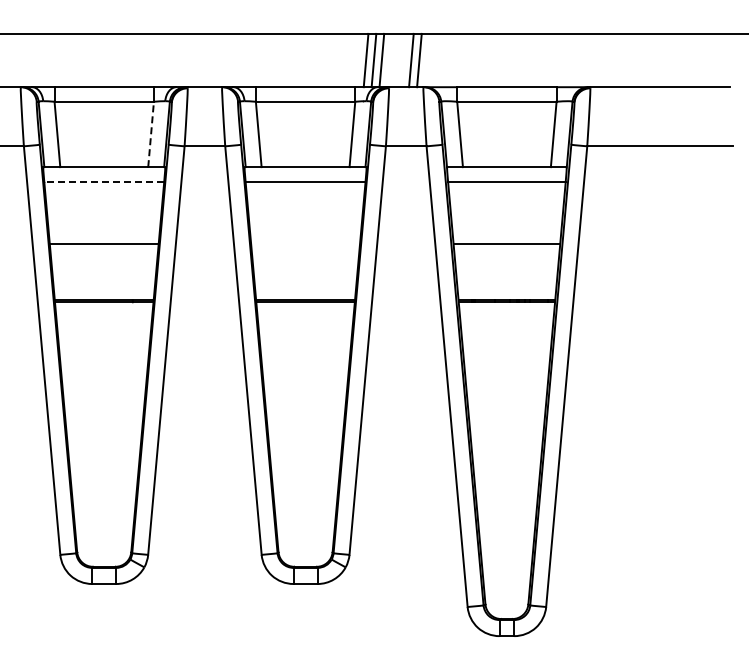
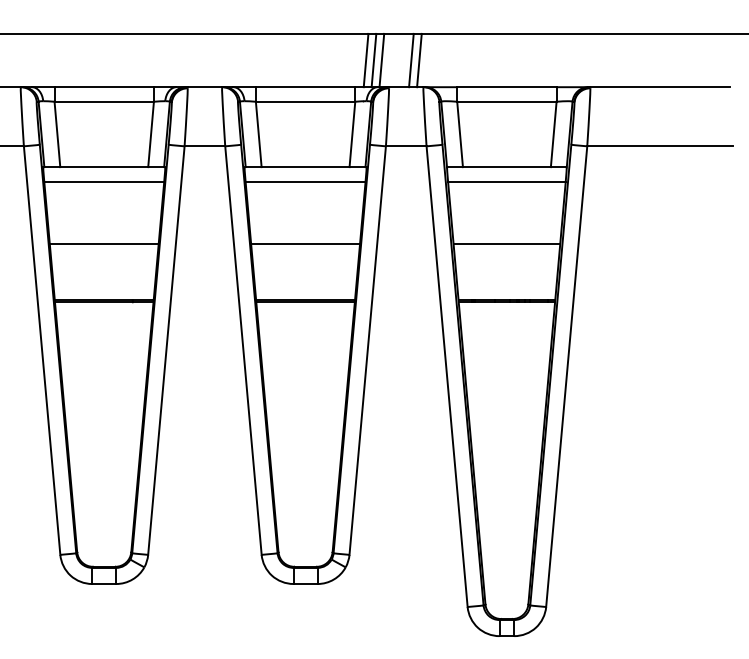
line: dashed -> solid (151, 134)
line: dashed -> solid (104, 182)
line: none -> present (305, 244)
